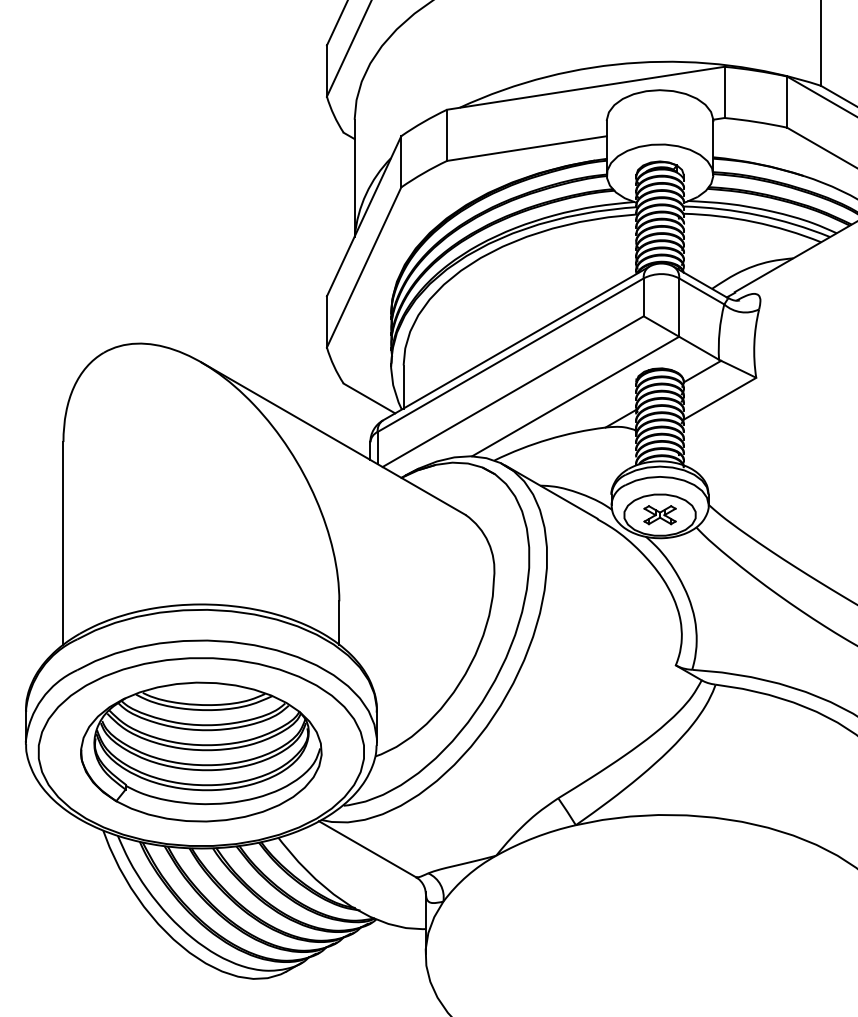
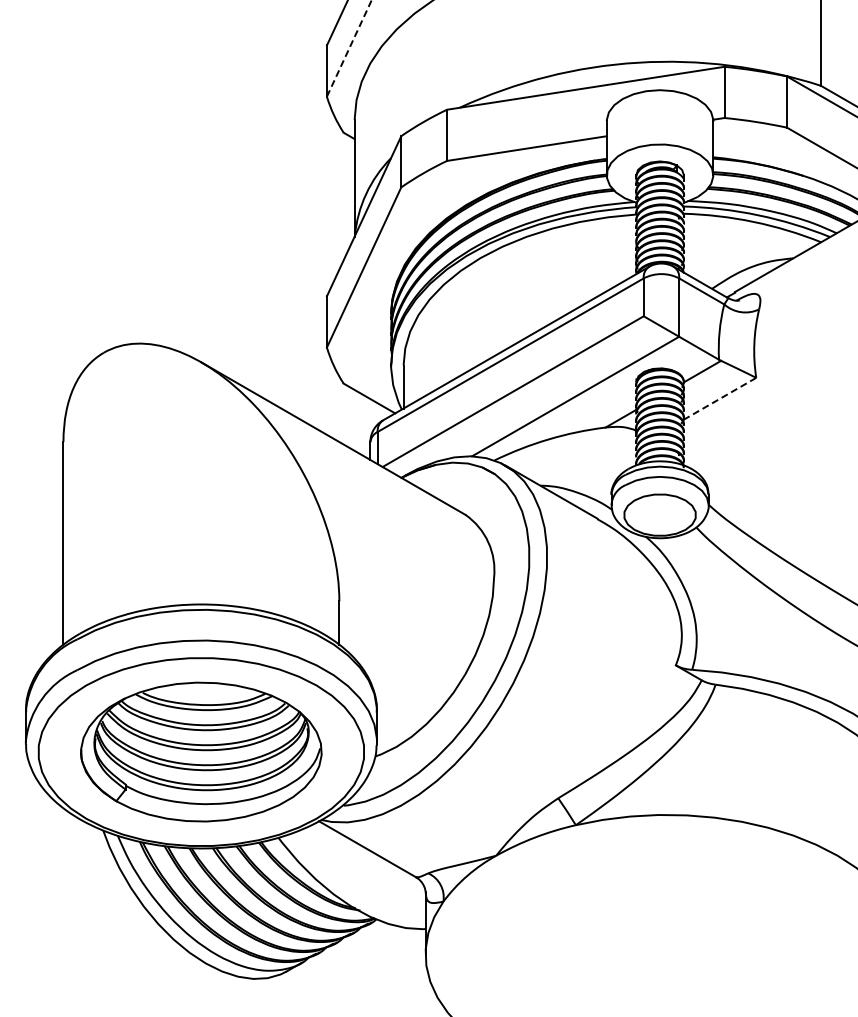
line: solid -> dashed (349, 48)
line: solid -> dashed (719, 399)
part: present -> none (659, 515)
